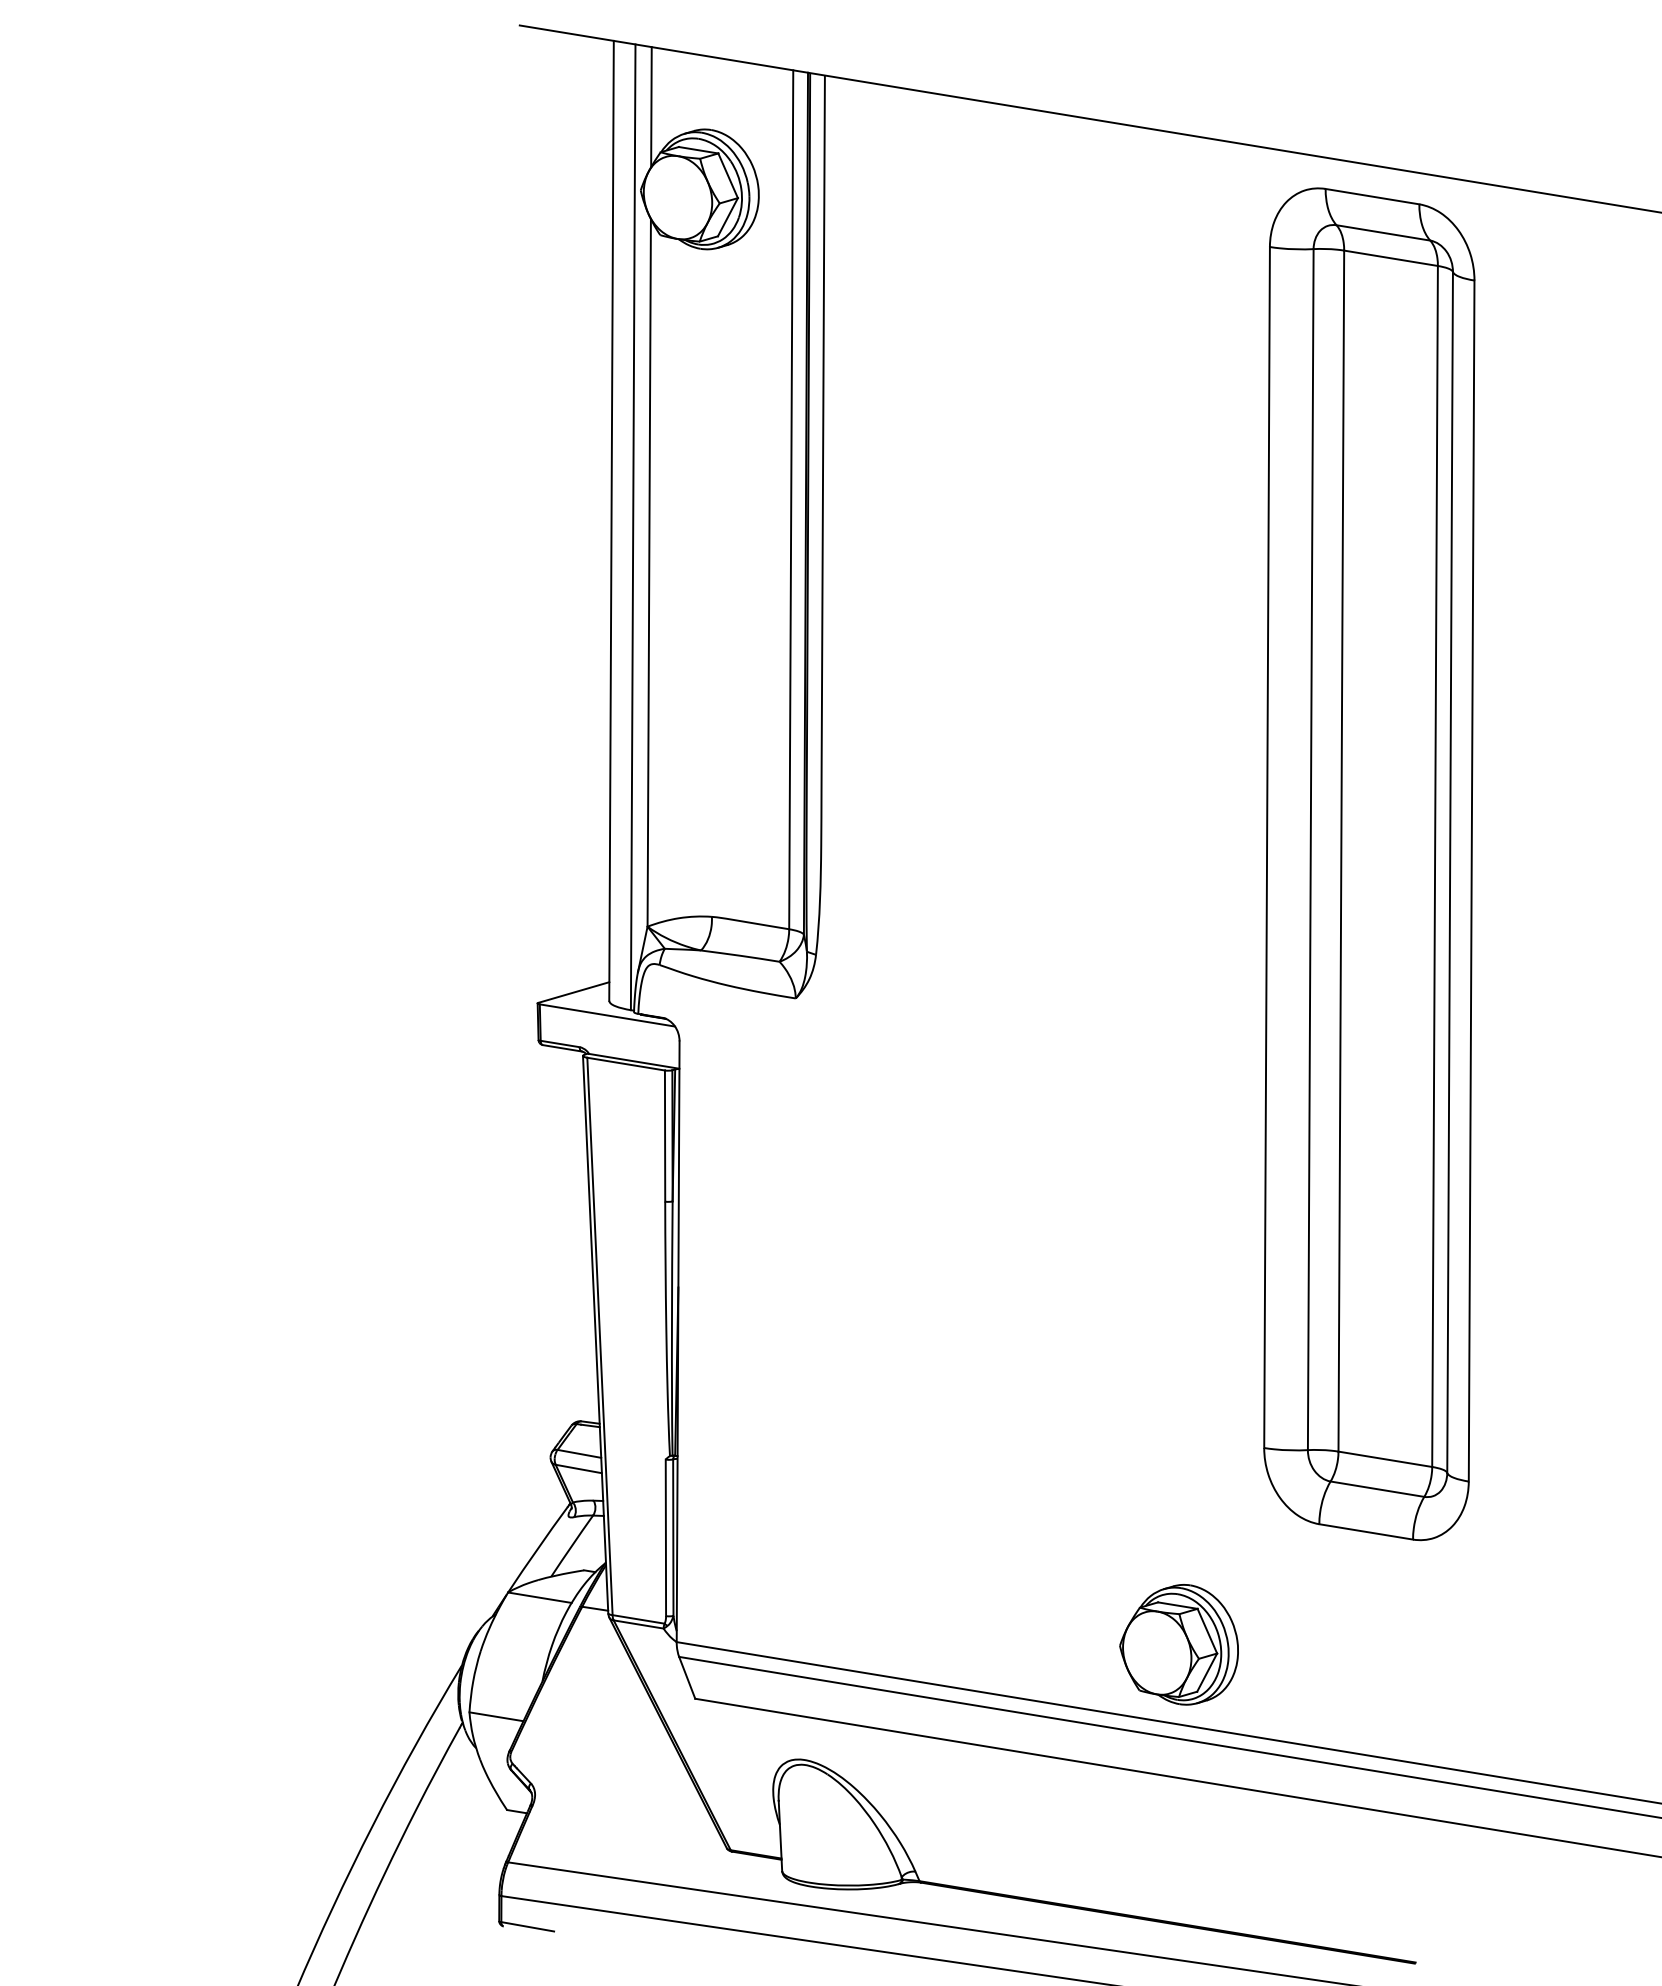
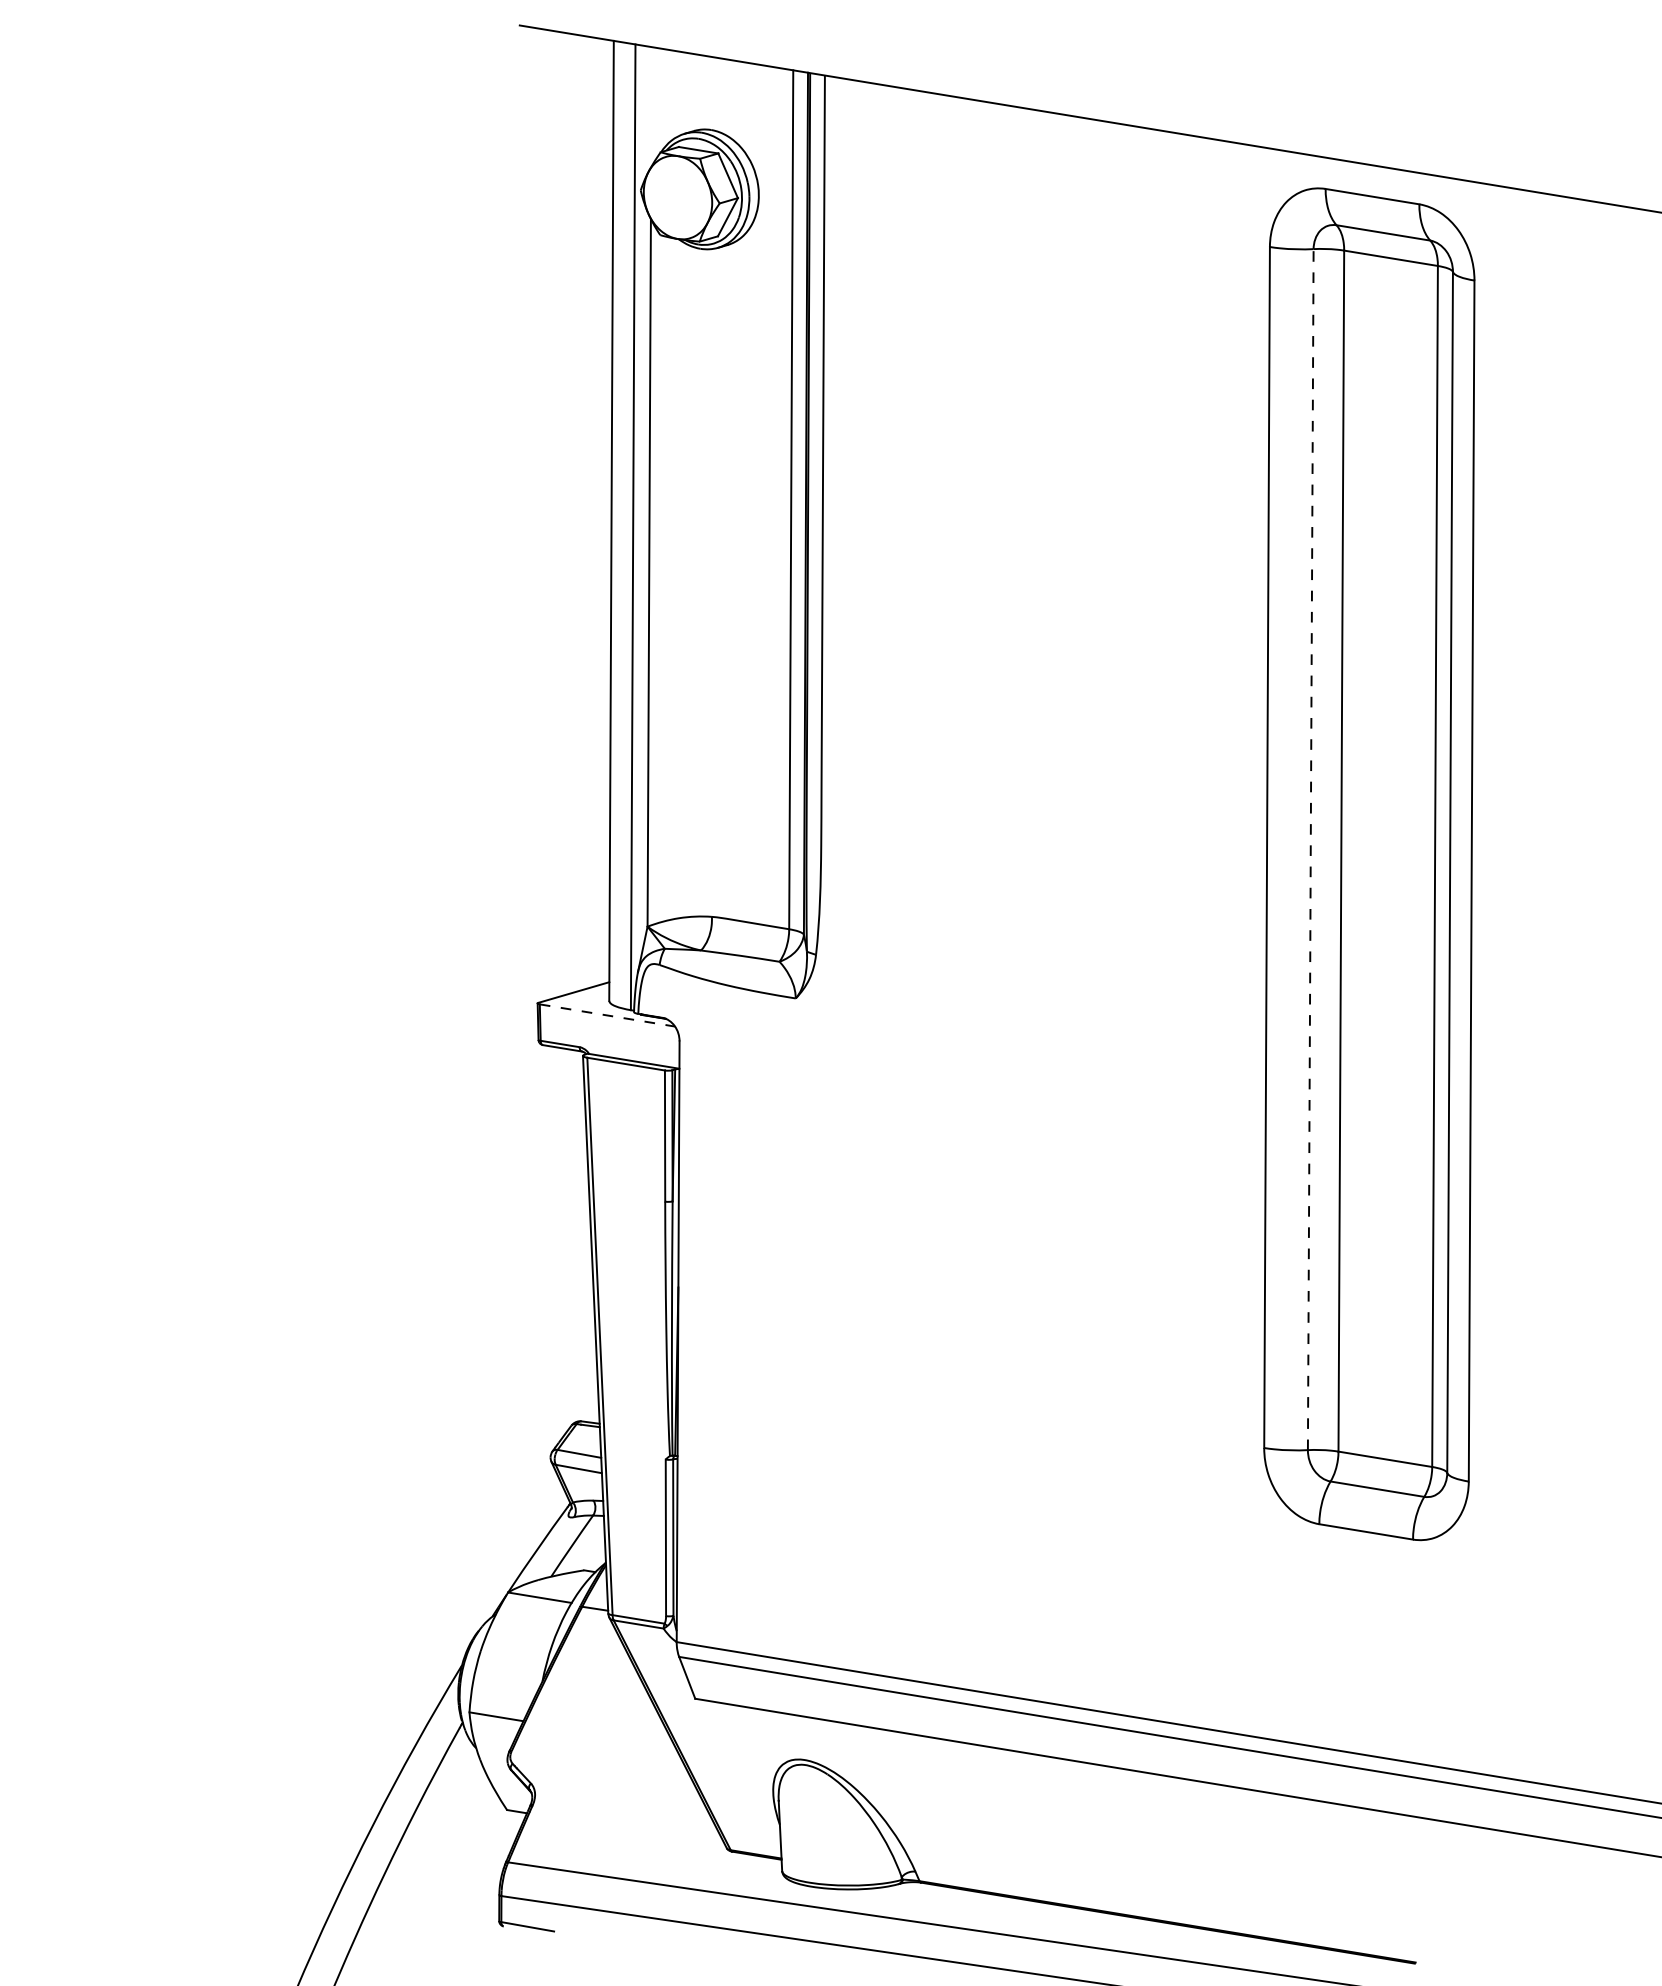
line: present -> none (651, 107)
line: solid -> dashed (1310, 849)
line: solid -> dashed (607, 1015)
part: present -> none (1178, 1644)
